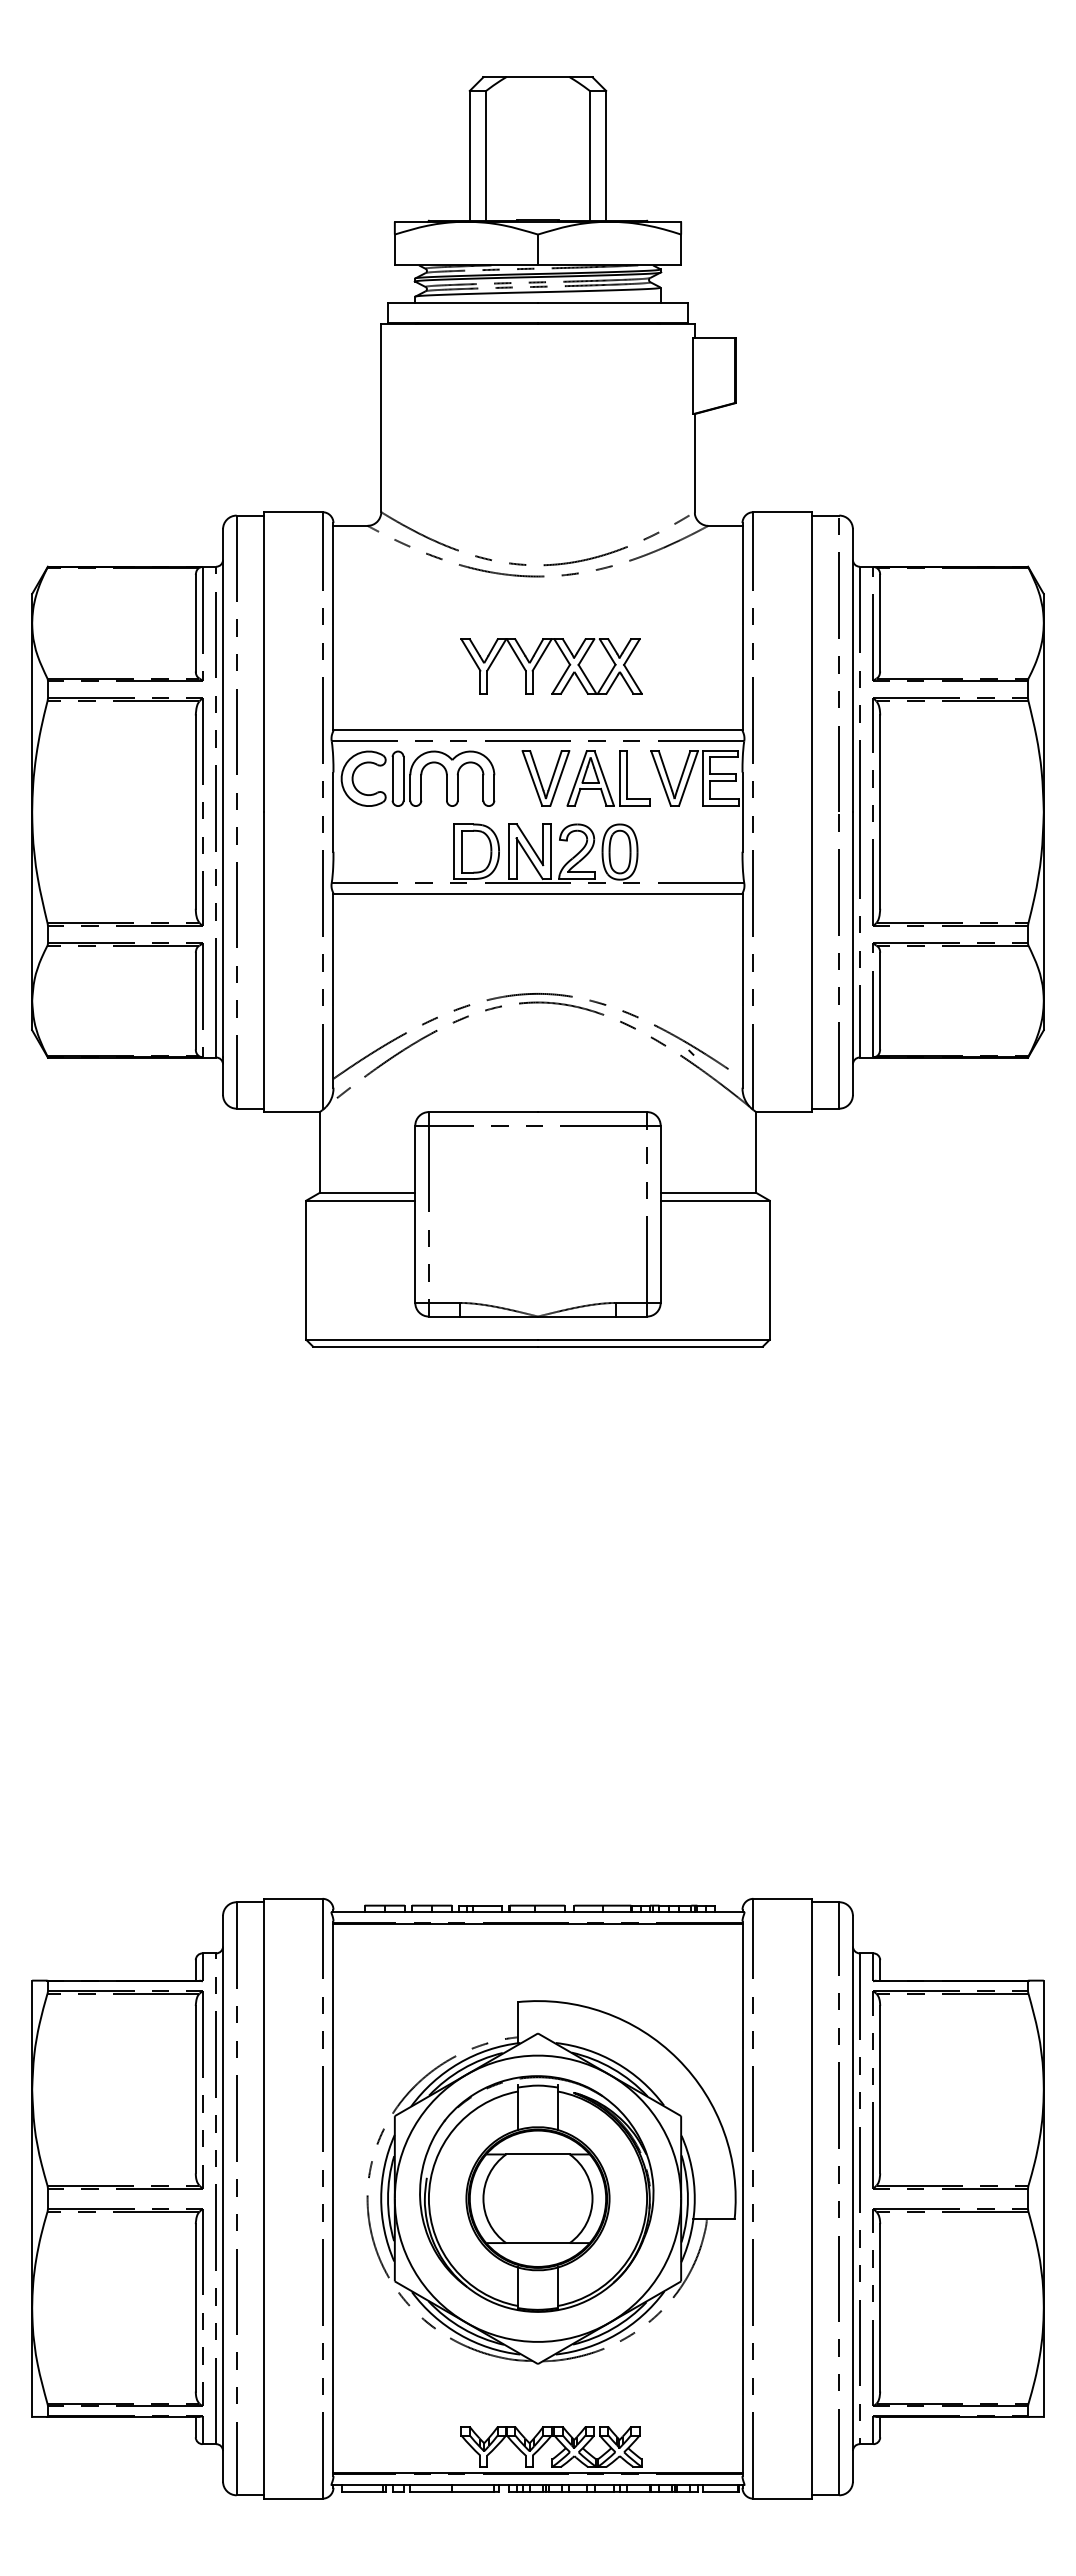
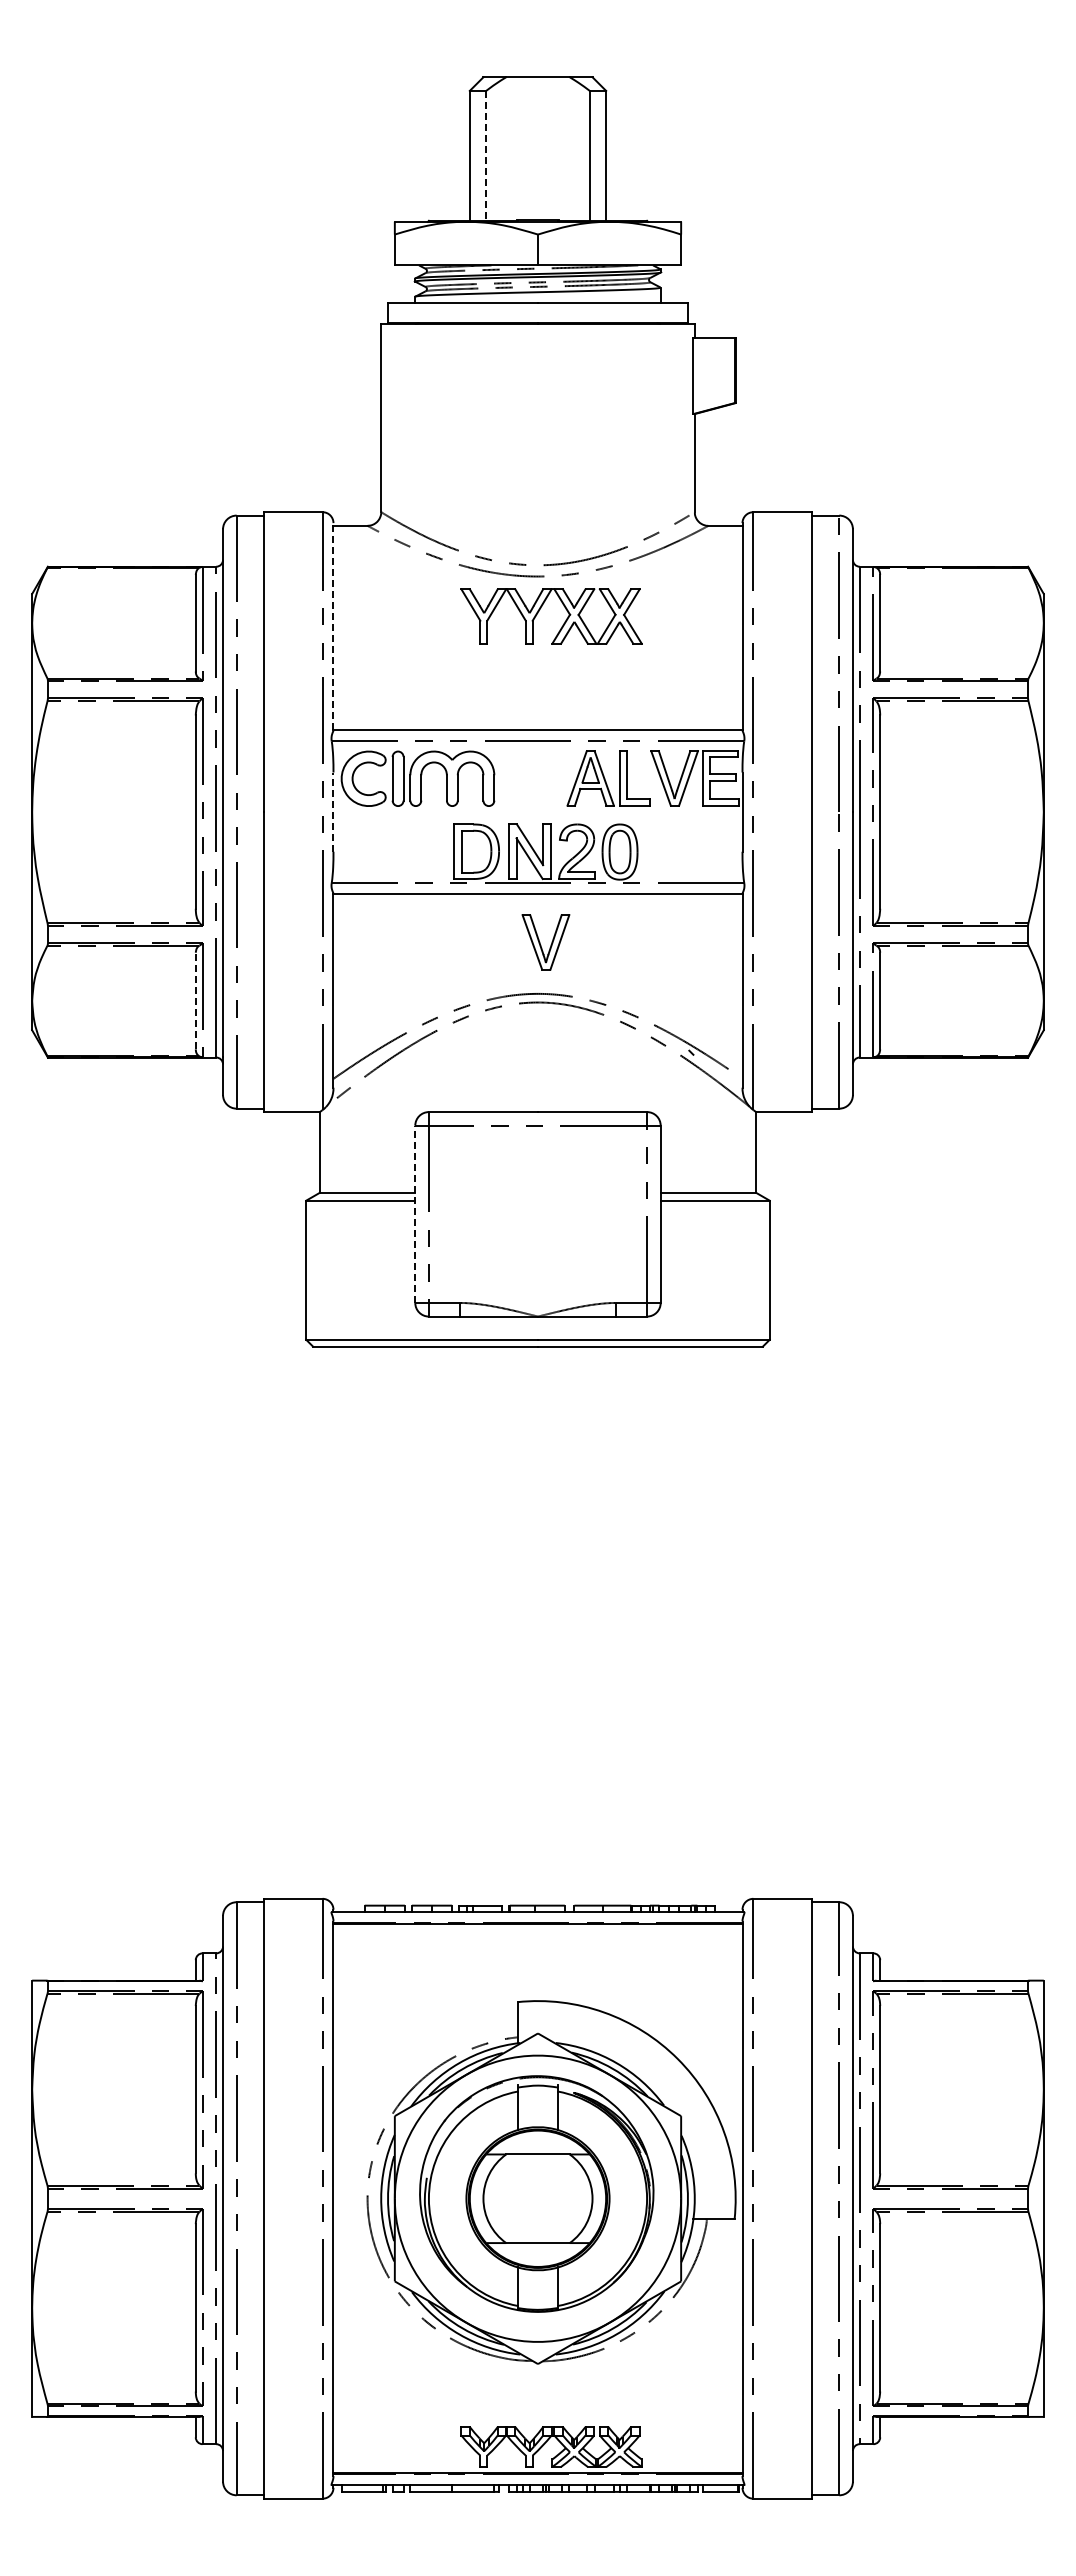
line: solid -> dashed (486, 155)
line: solid -> dashed (333, 626)
part position: (541, 658) -> (541, 608) (541, 608)
part position: (545, 778) -> (545, 942) (545, 942)
line: solid -> dashed (333, 812)
line: solid -> dashed (195, 1000)
line: solid -> dashed (415, 1214)
